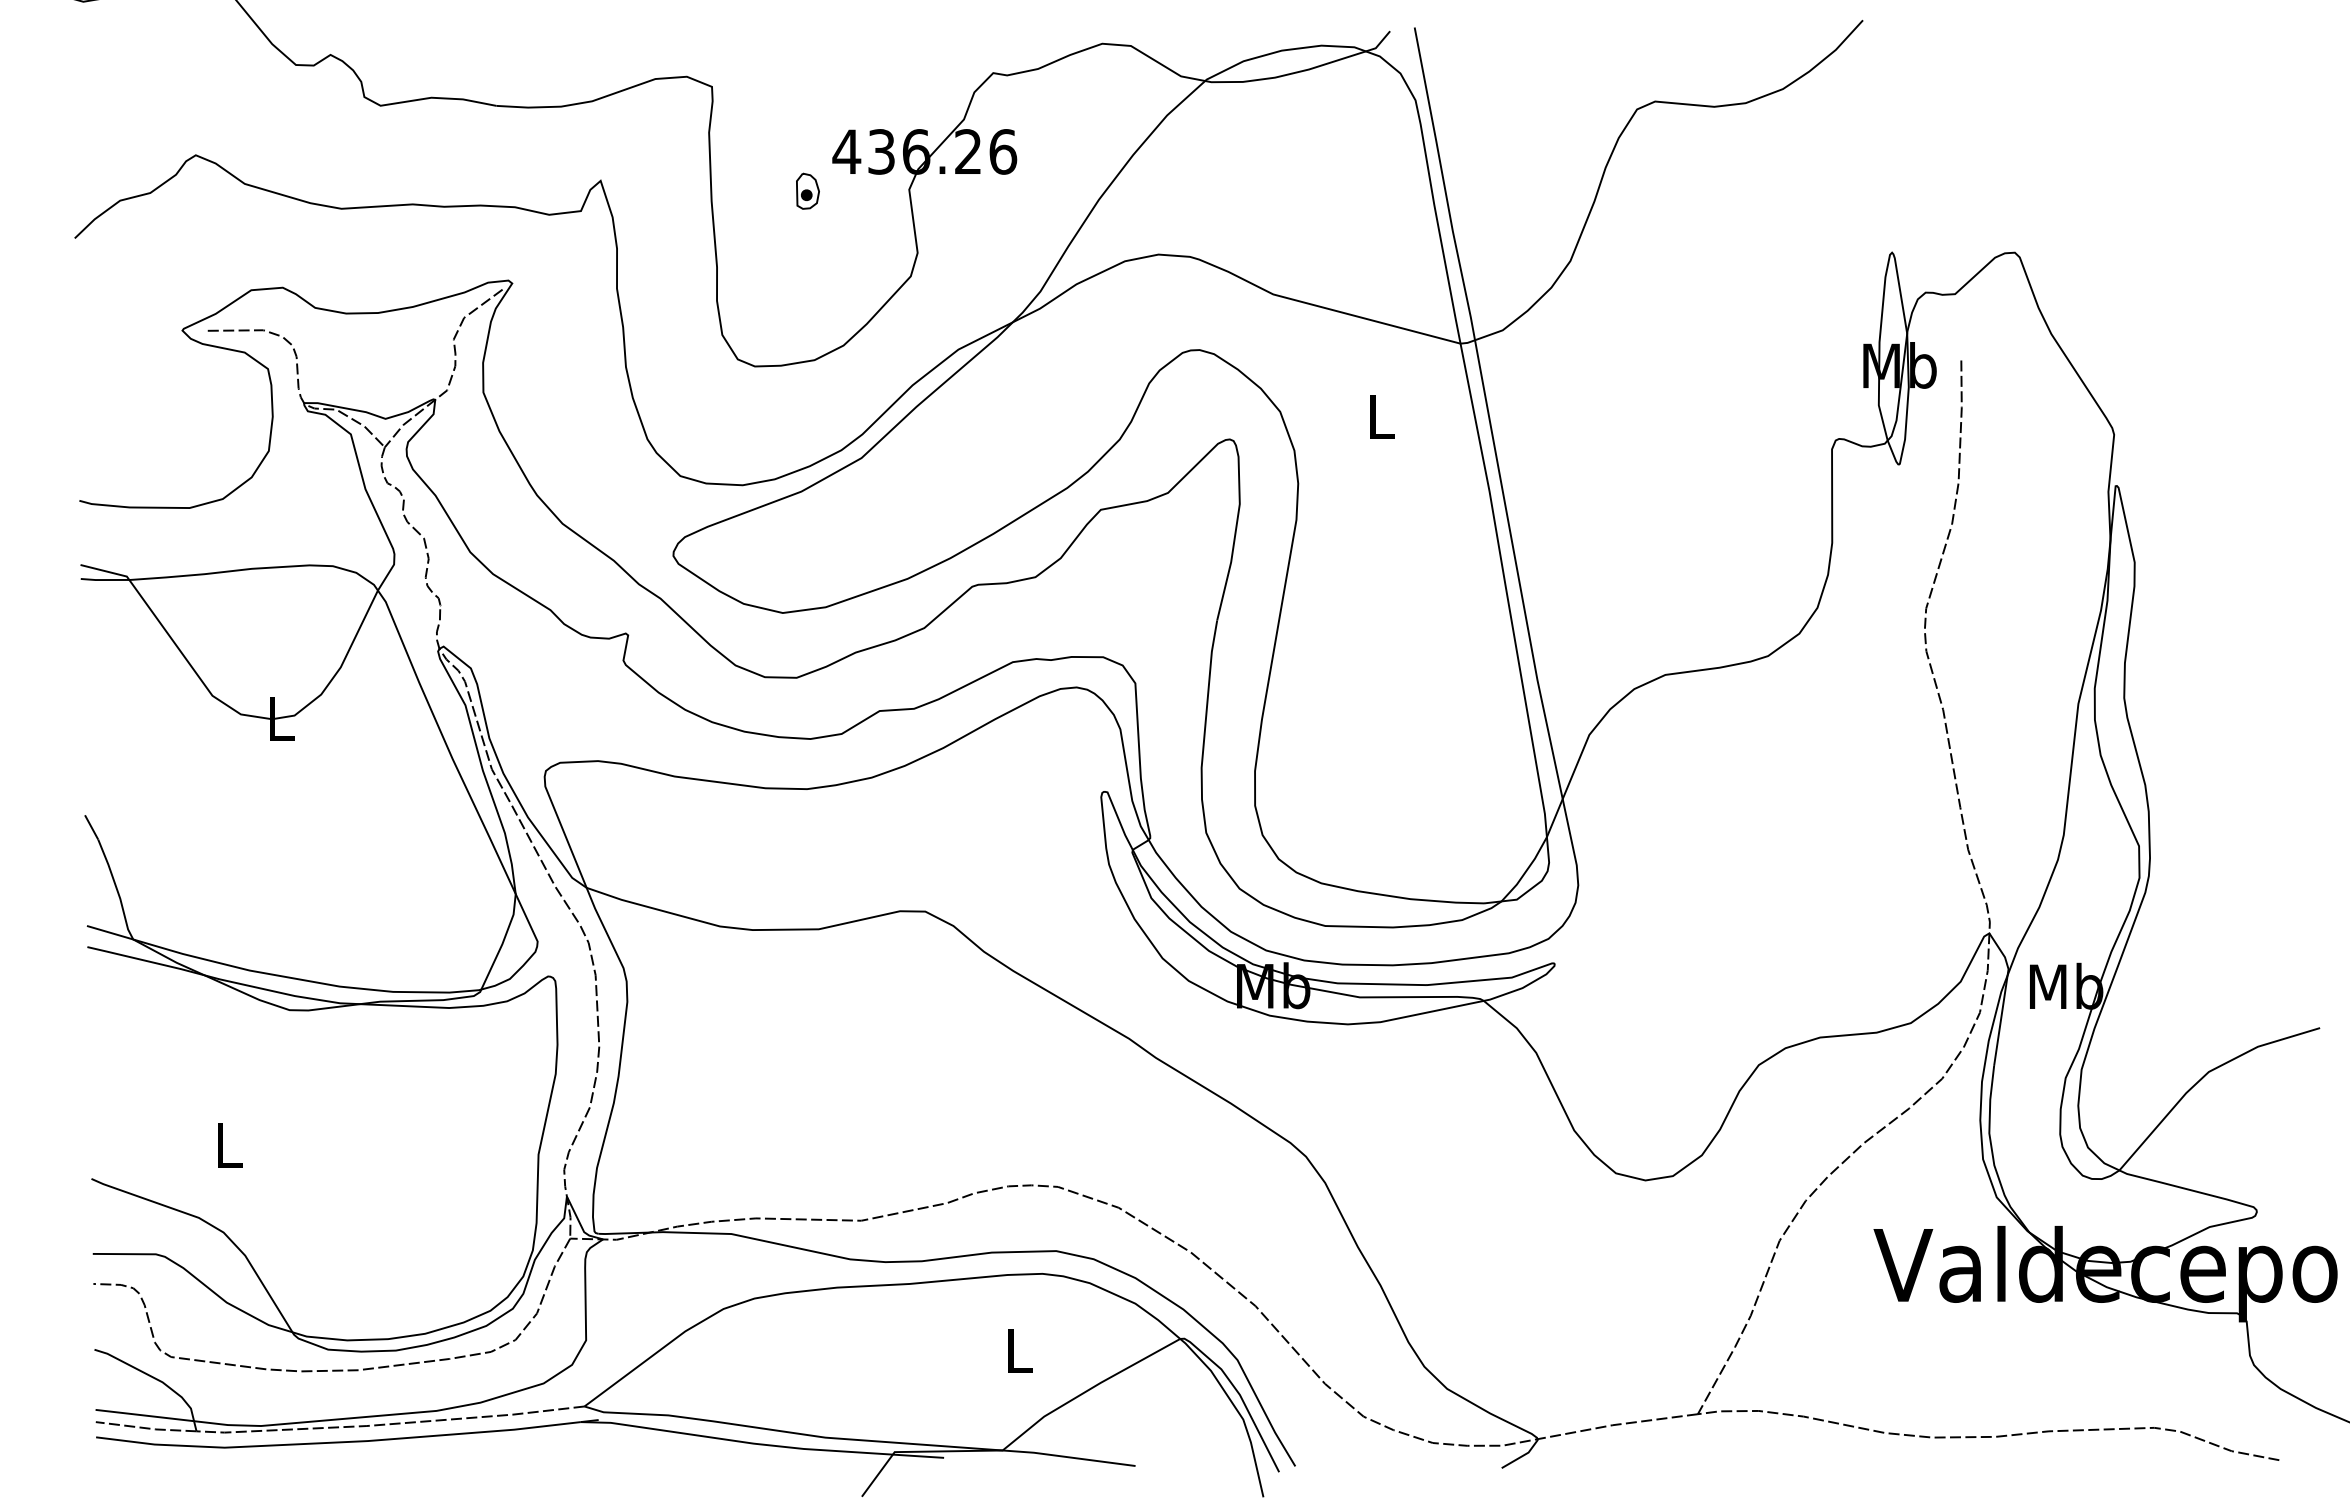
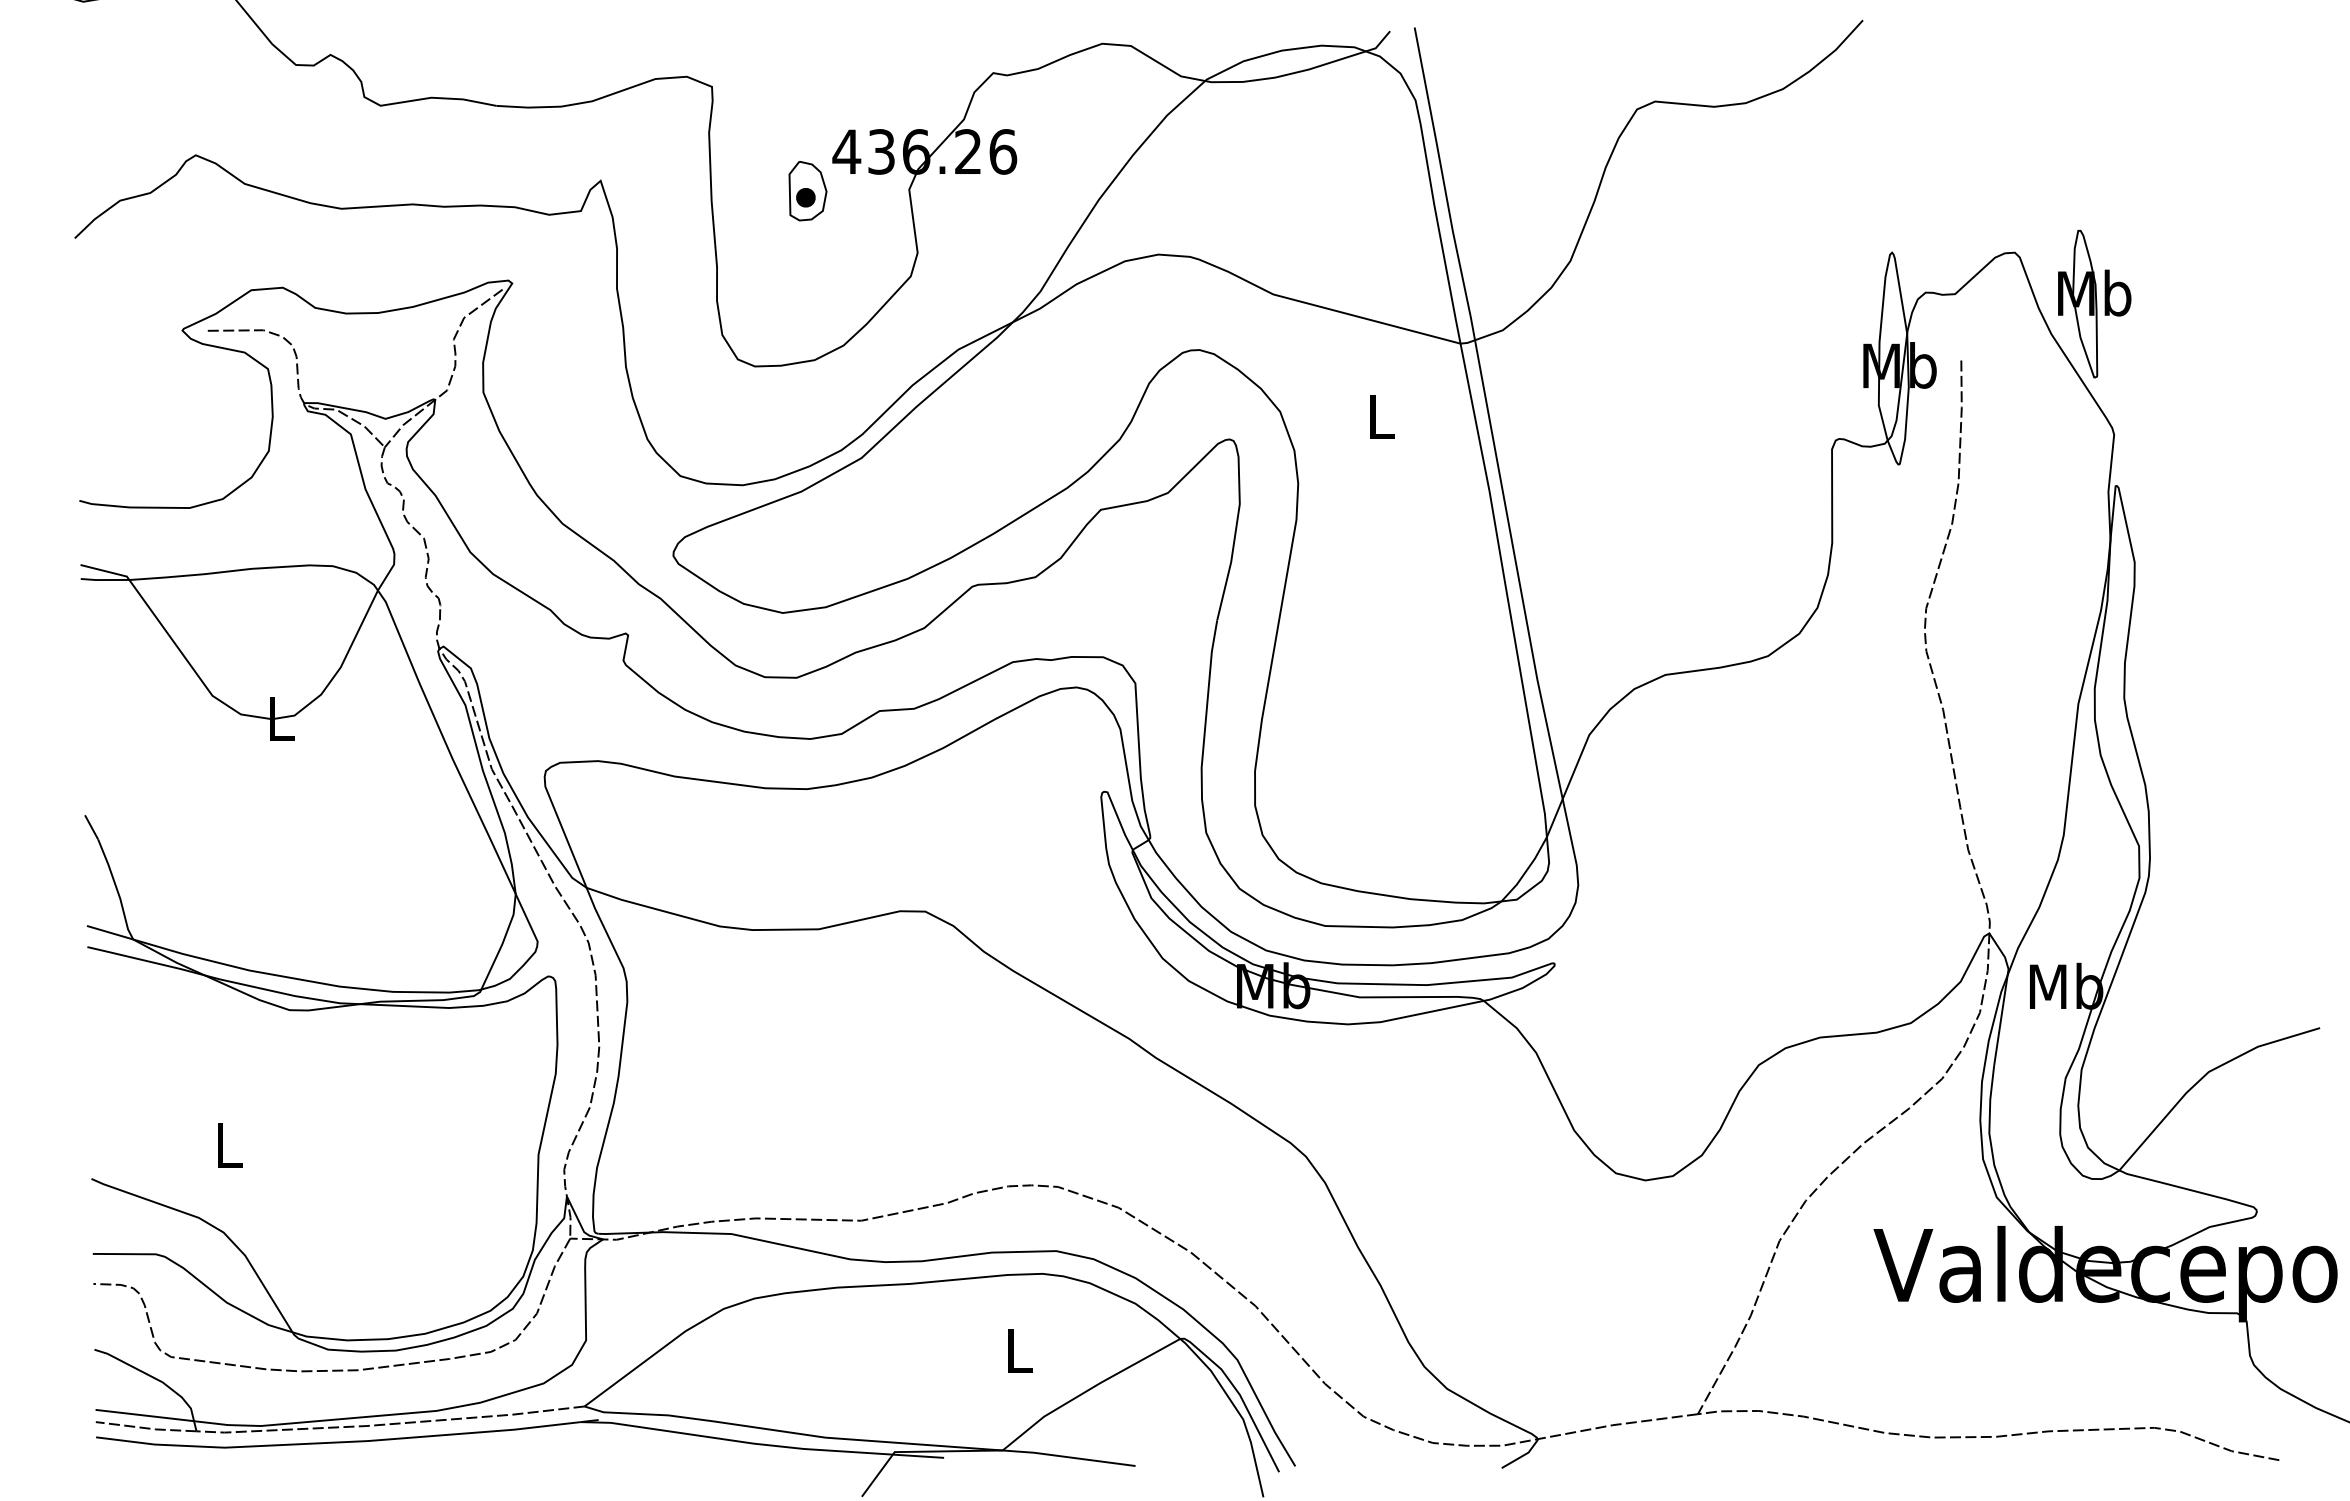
part size: 24x38 px -> 40x61 px (807, 191)
part: none -> present (2094, 303)
